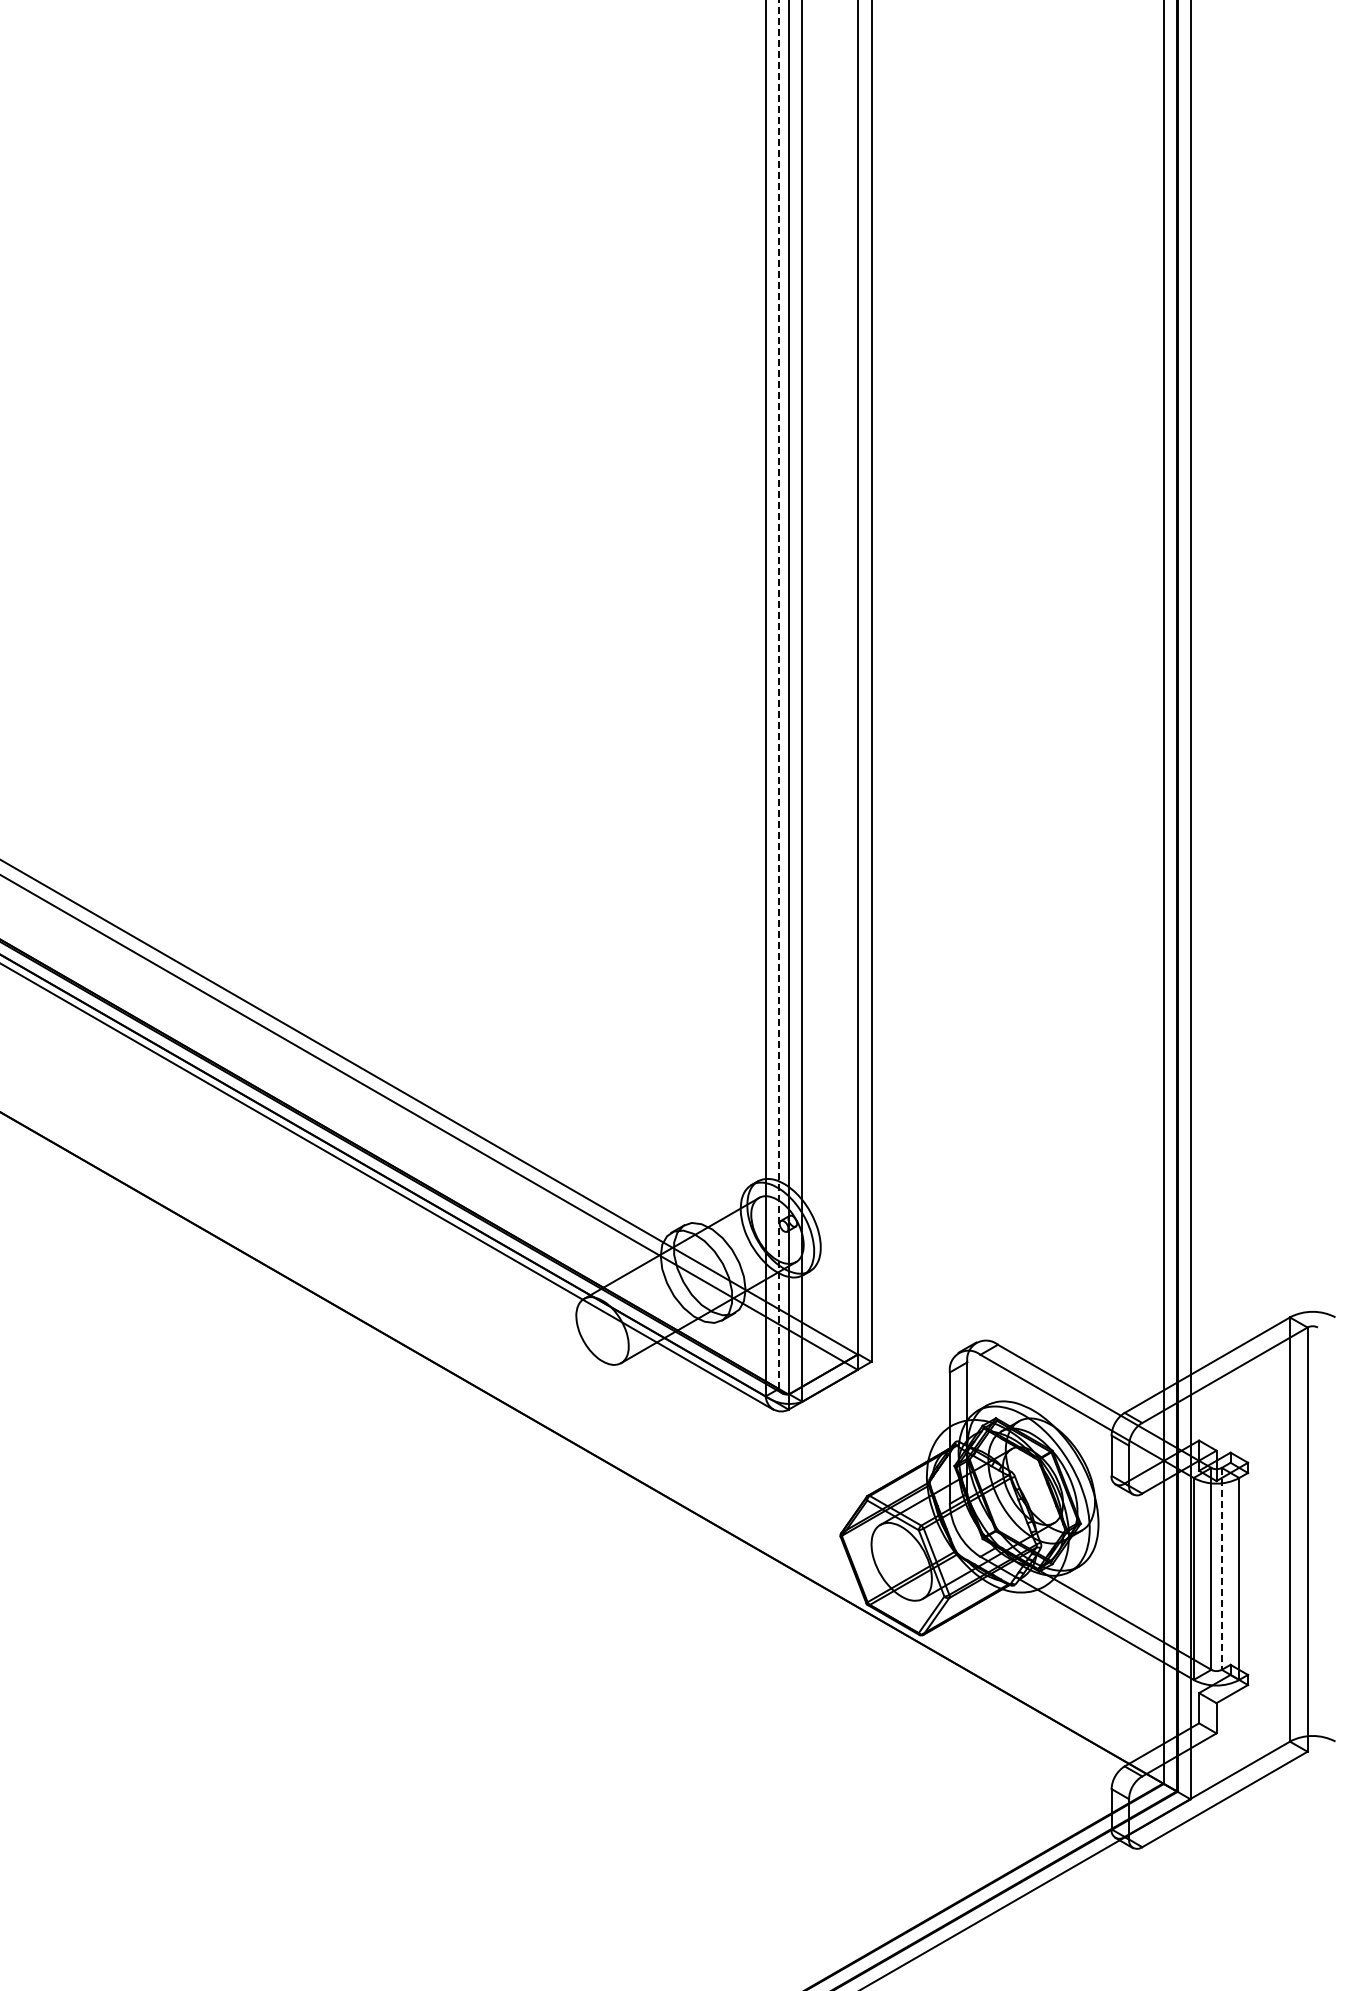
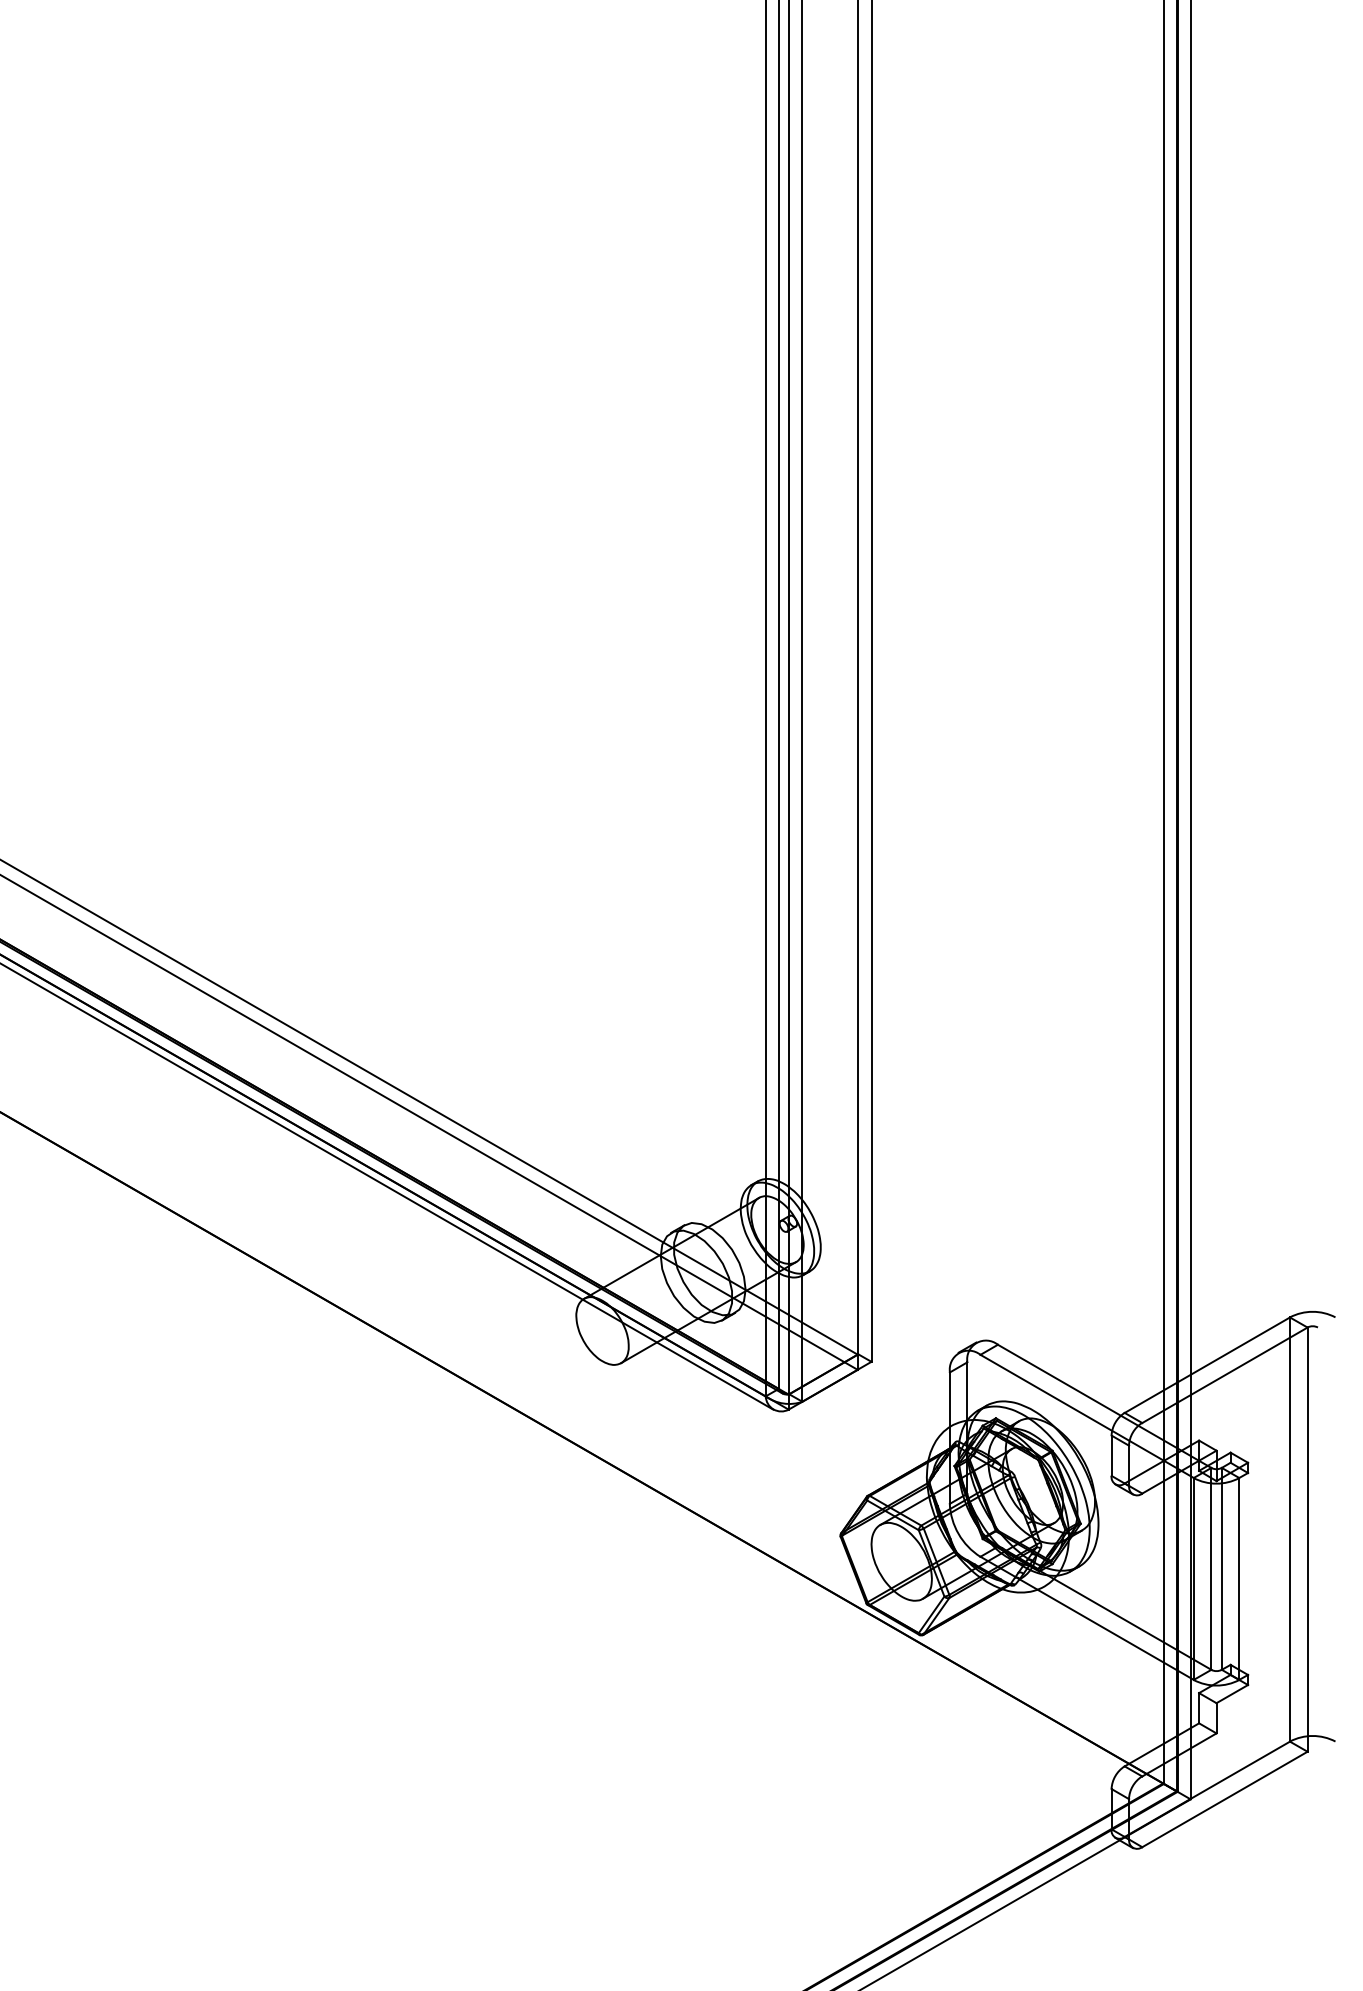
line: dashed -> solid (778, 694)
line: dashed -> solid (1221, 1568)
